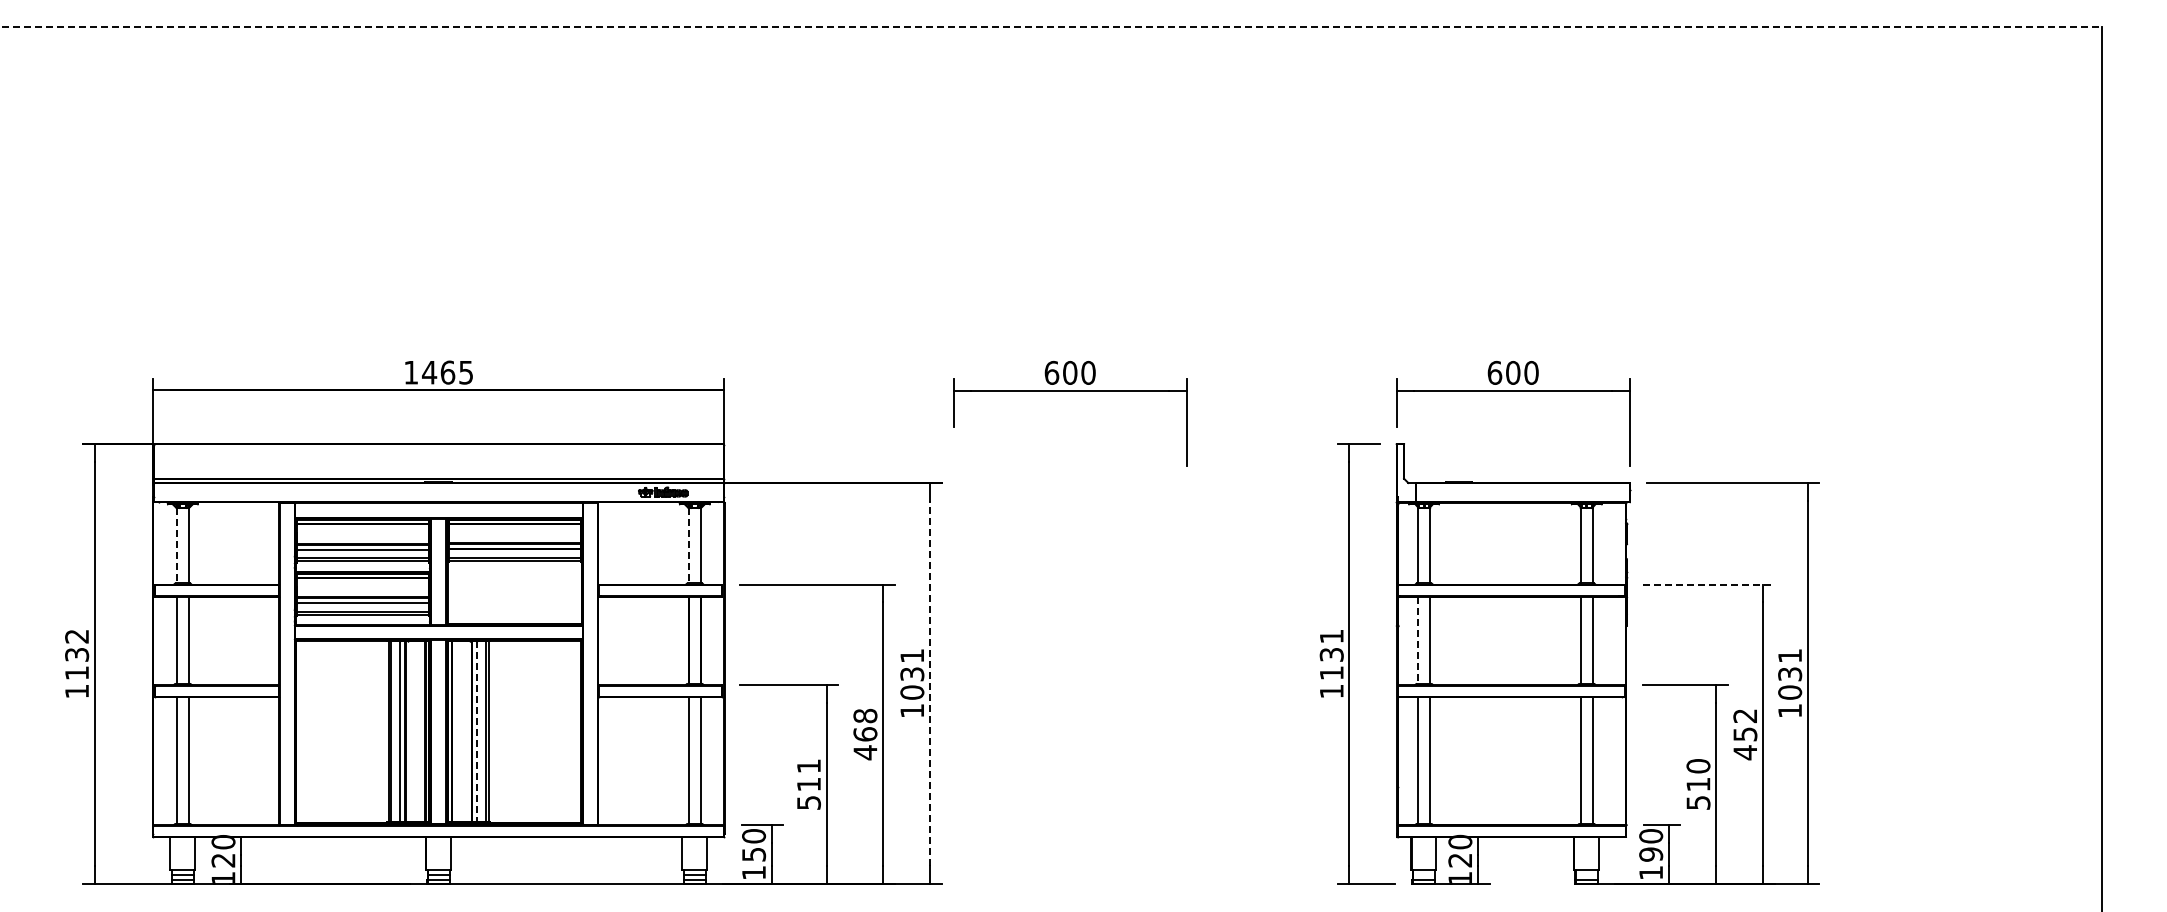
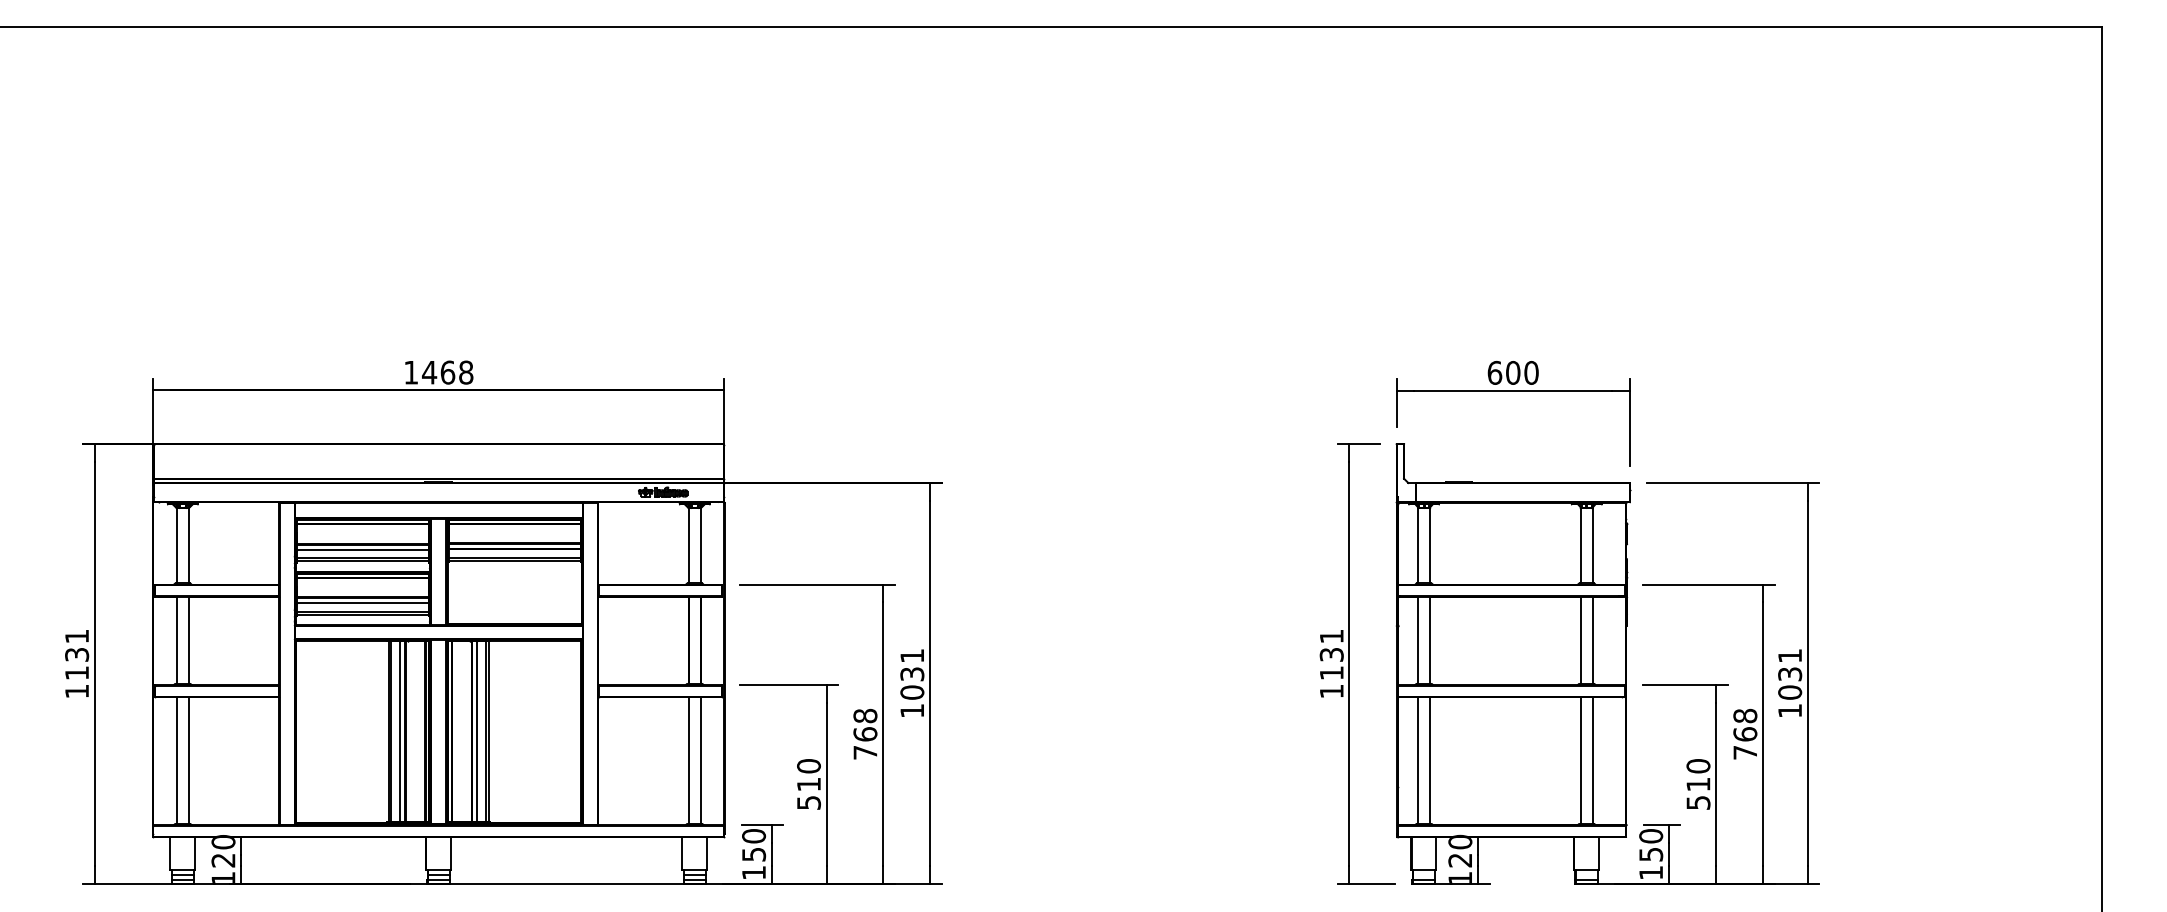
line: dashed -> solid (1051, 27)
text: 1465 -> 1468 (466, 372)
part: present -> none (1070, 391)
line: dashed -> solid (176, 545)
line: dashed -> solid (688, 545)
line: dashed -> solid (1708, 584)
text: 1132 -> 1131 (76, 636)
line: dashed -> solid (1418, 640)
line: dashed -> solid (929, 683)
line: dashed -> solid (477, 732)
text: 452 -> 768 (1745, 734)
text: 468 -> 768 (865, 752)
text: 511 -> 510 (808, 766)
text: 190 -> 150 (1650, 854)
